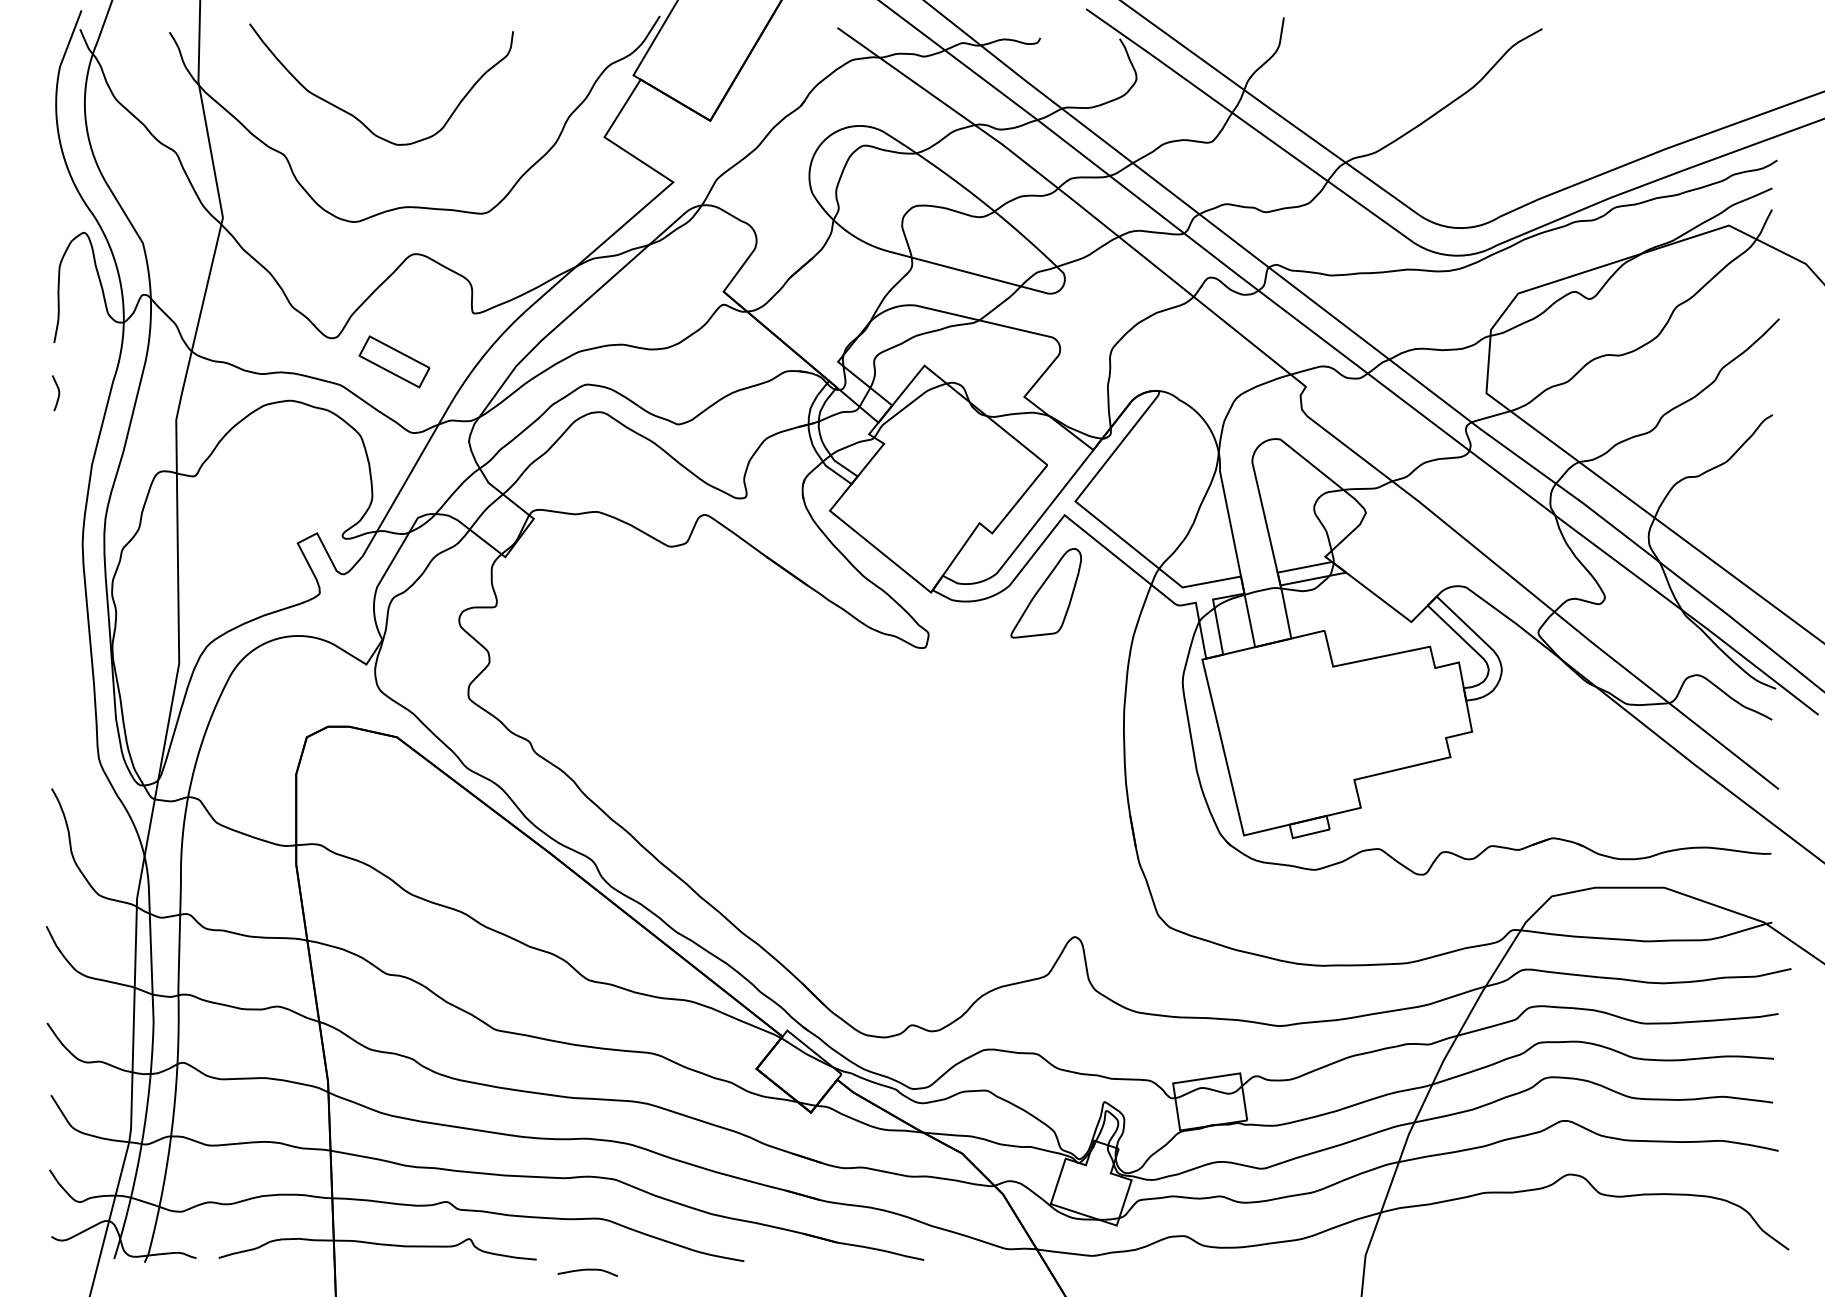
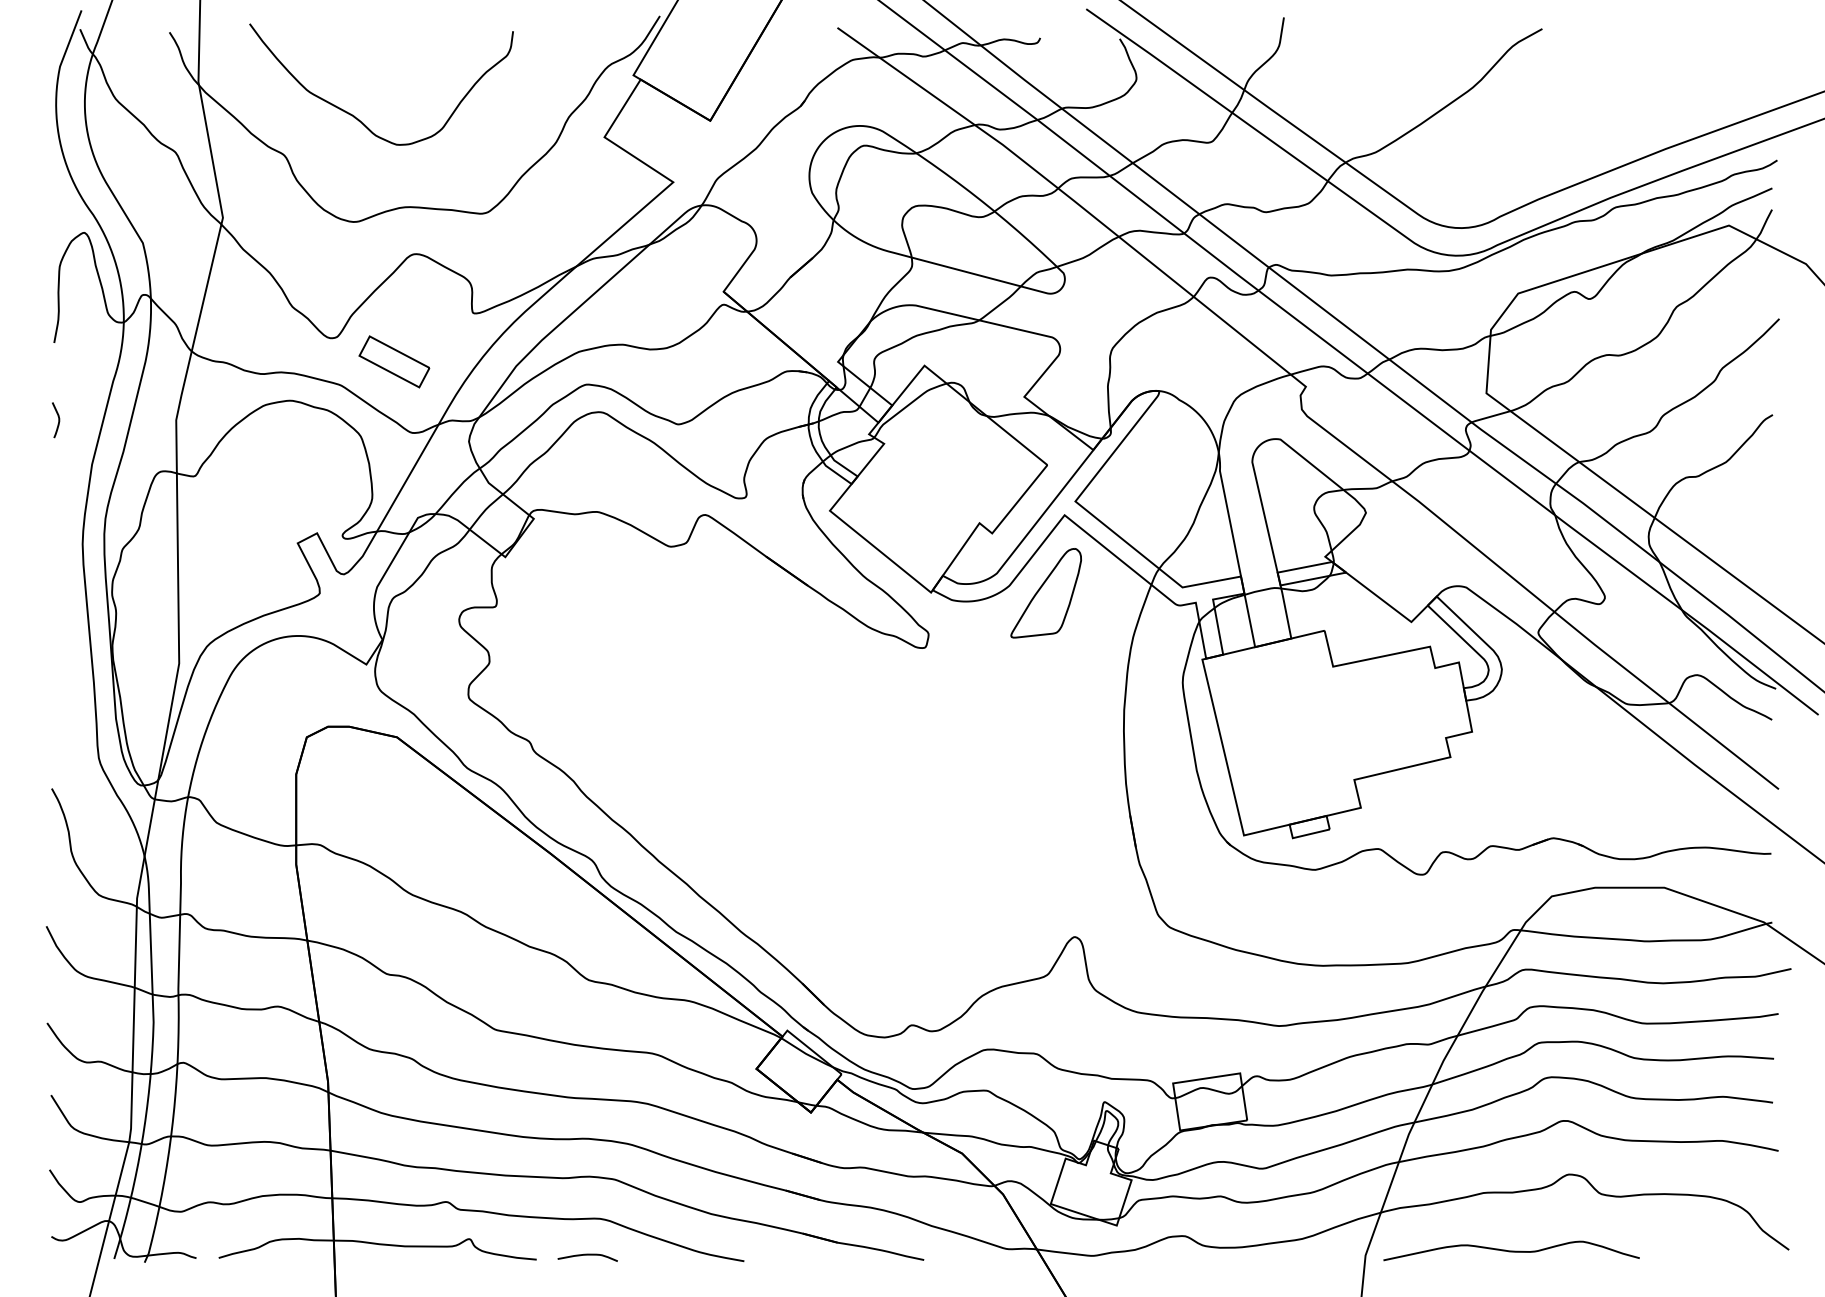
curve position: (58, 393) -> (58, 420) (58, 420)
curve: none -> present (1511, 1250)
curve position: (587, 1270) -> (587, 1255) (587, 1255)
